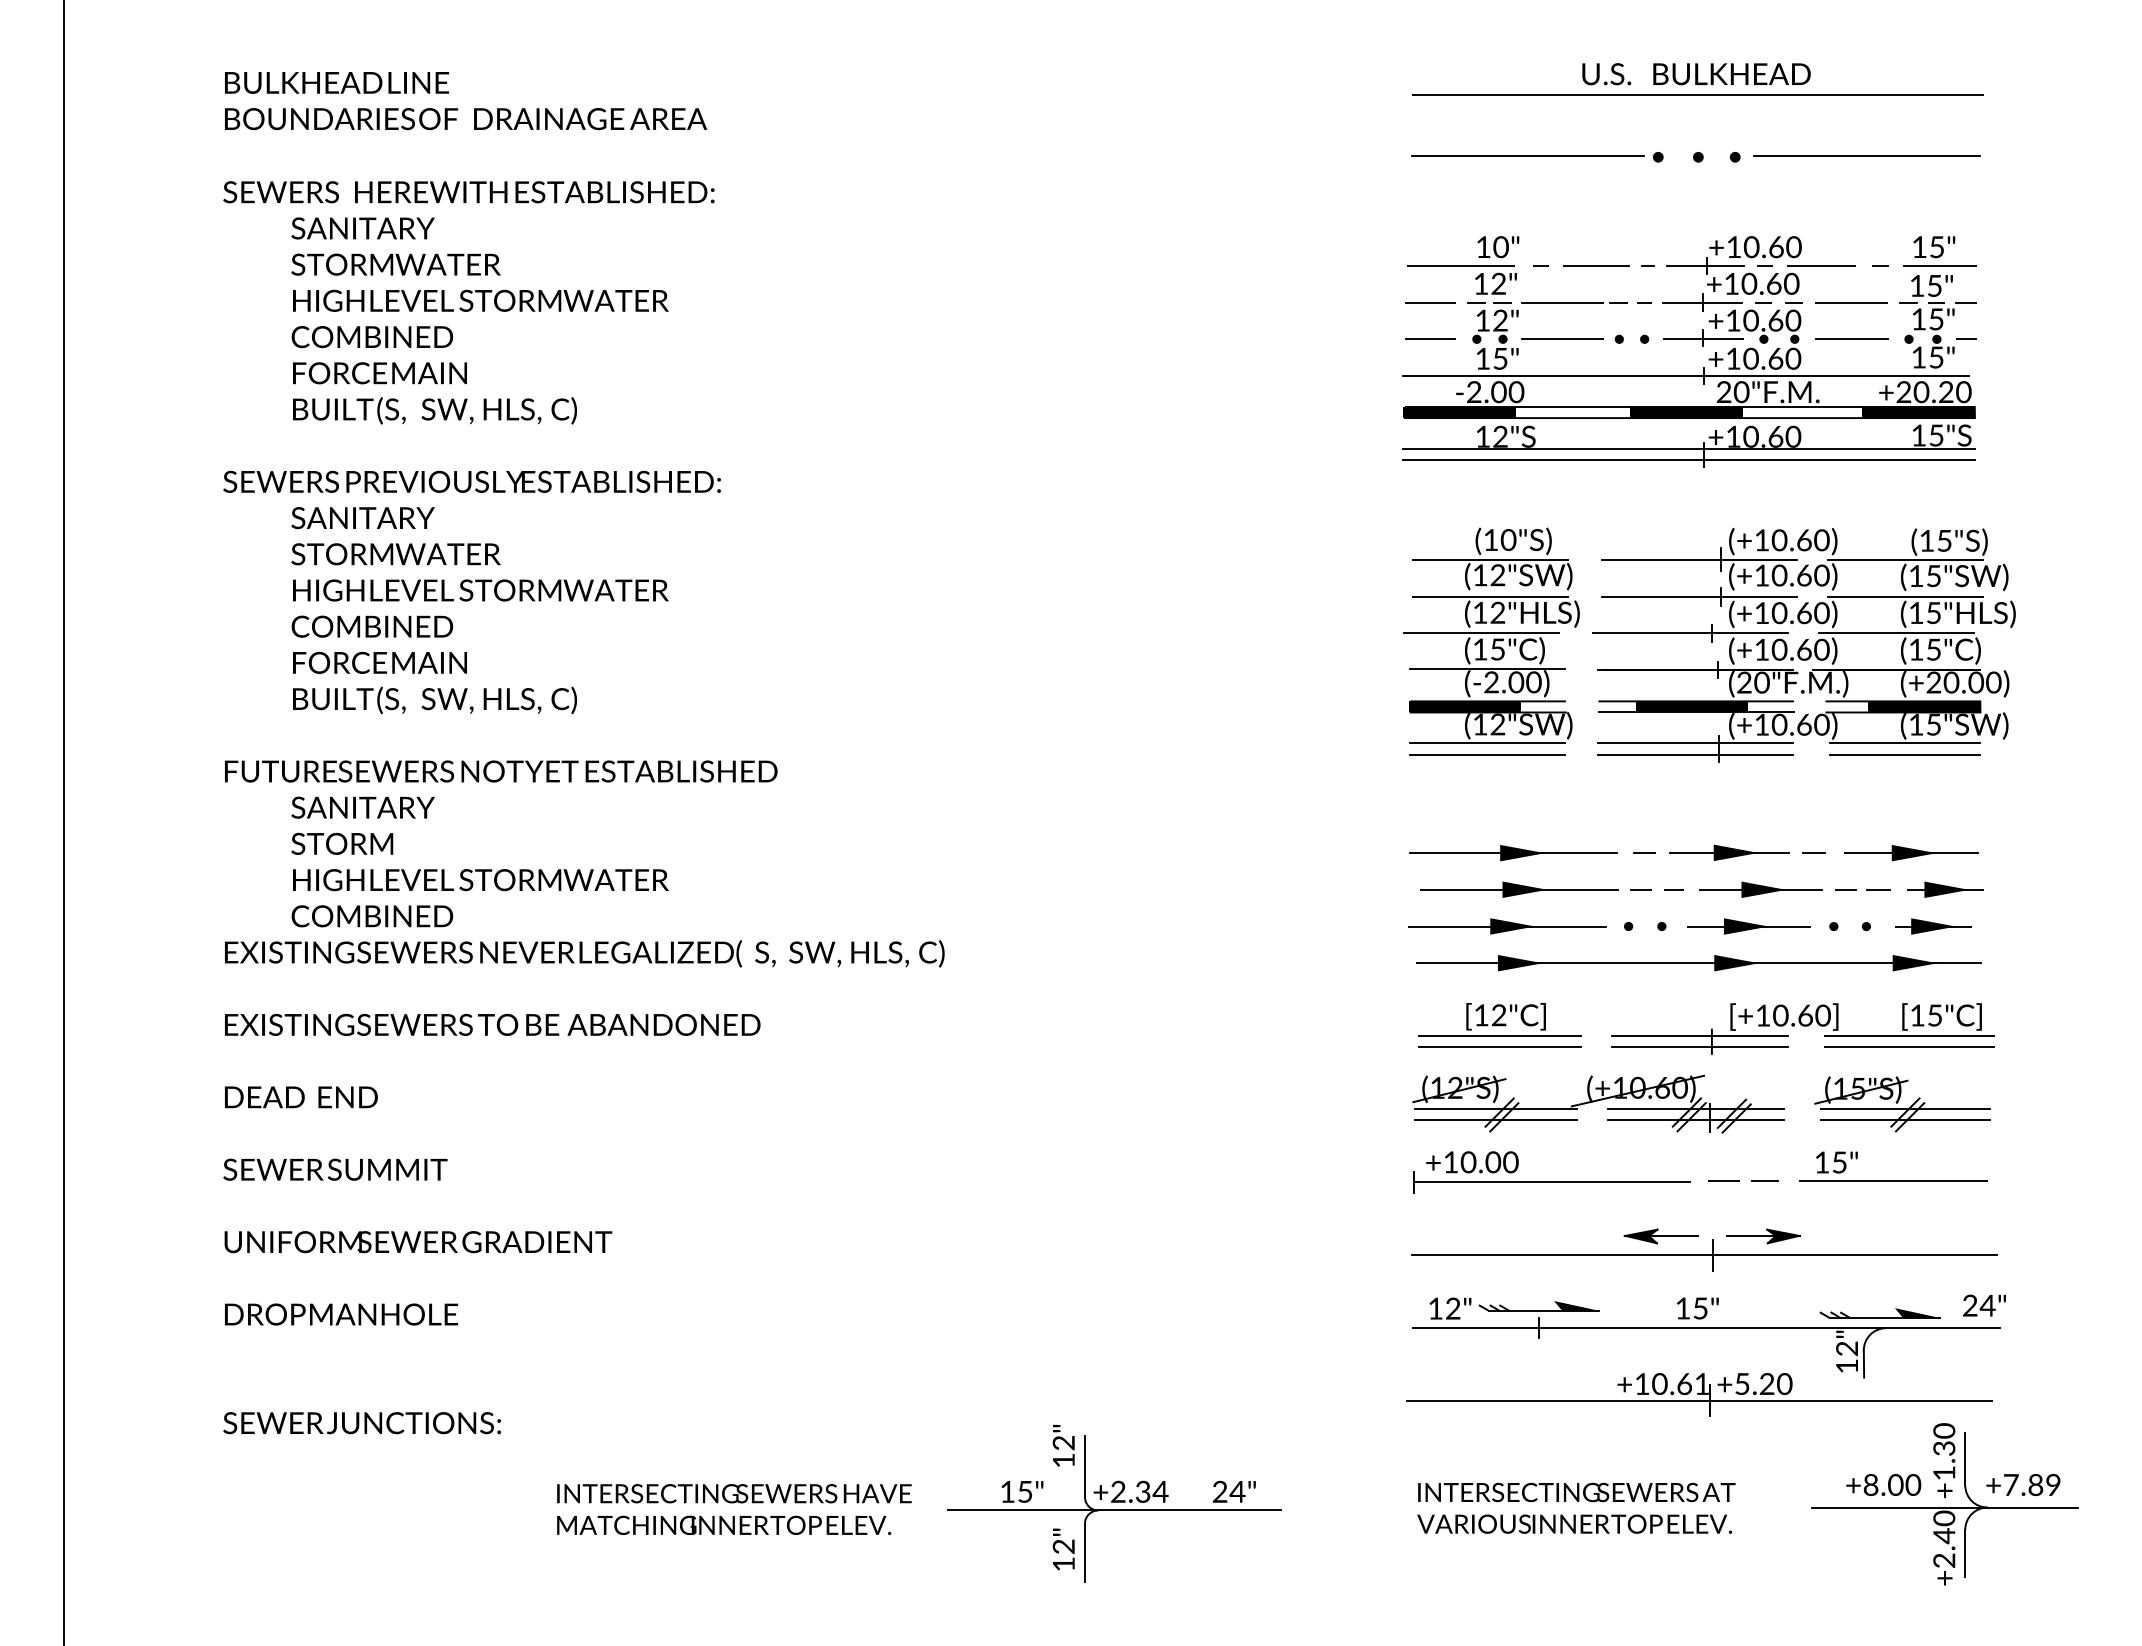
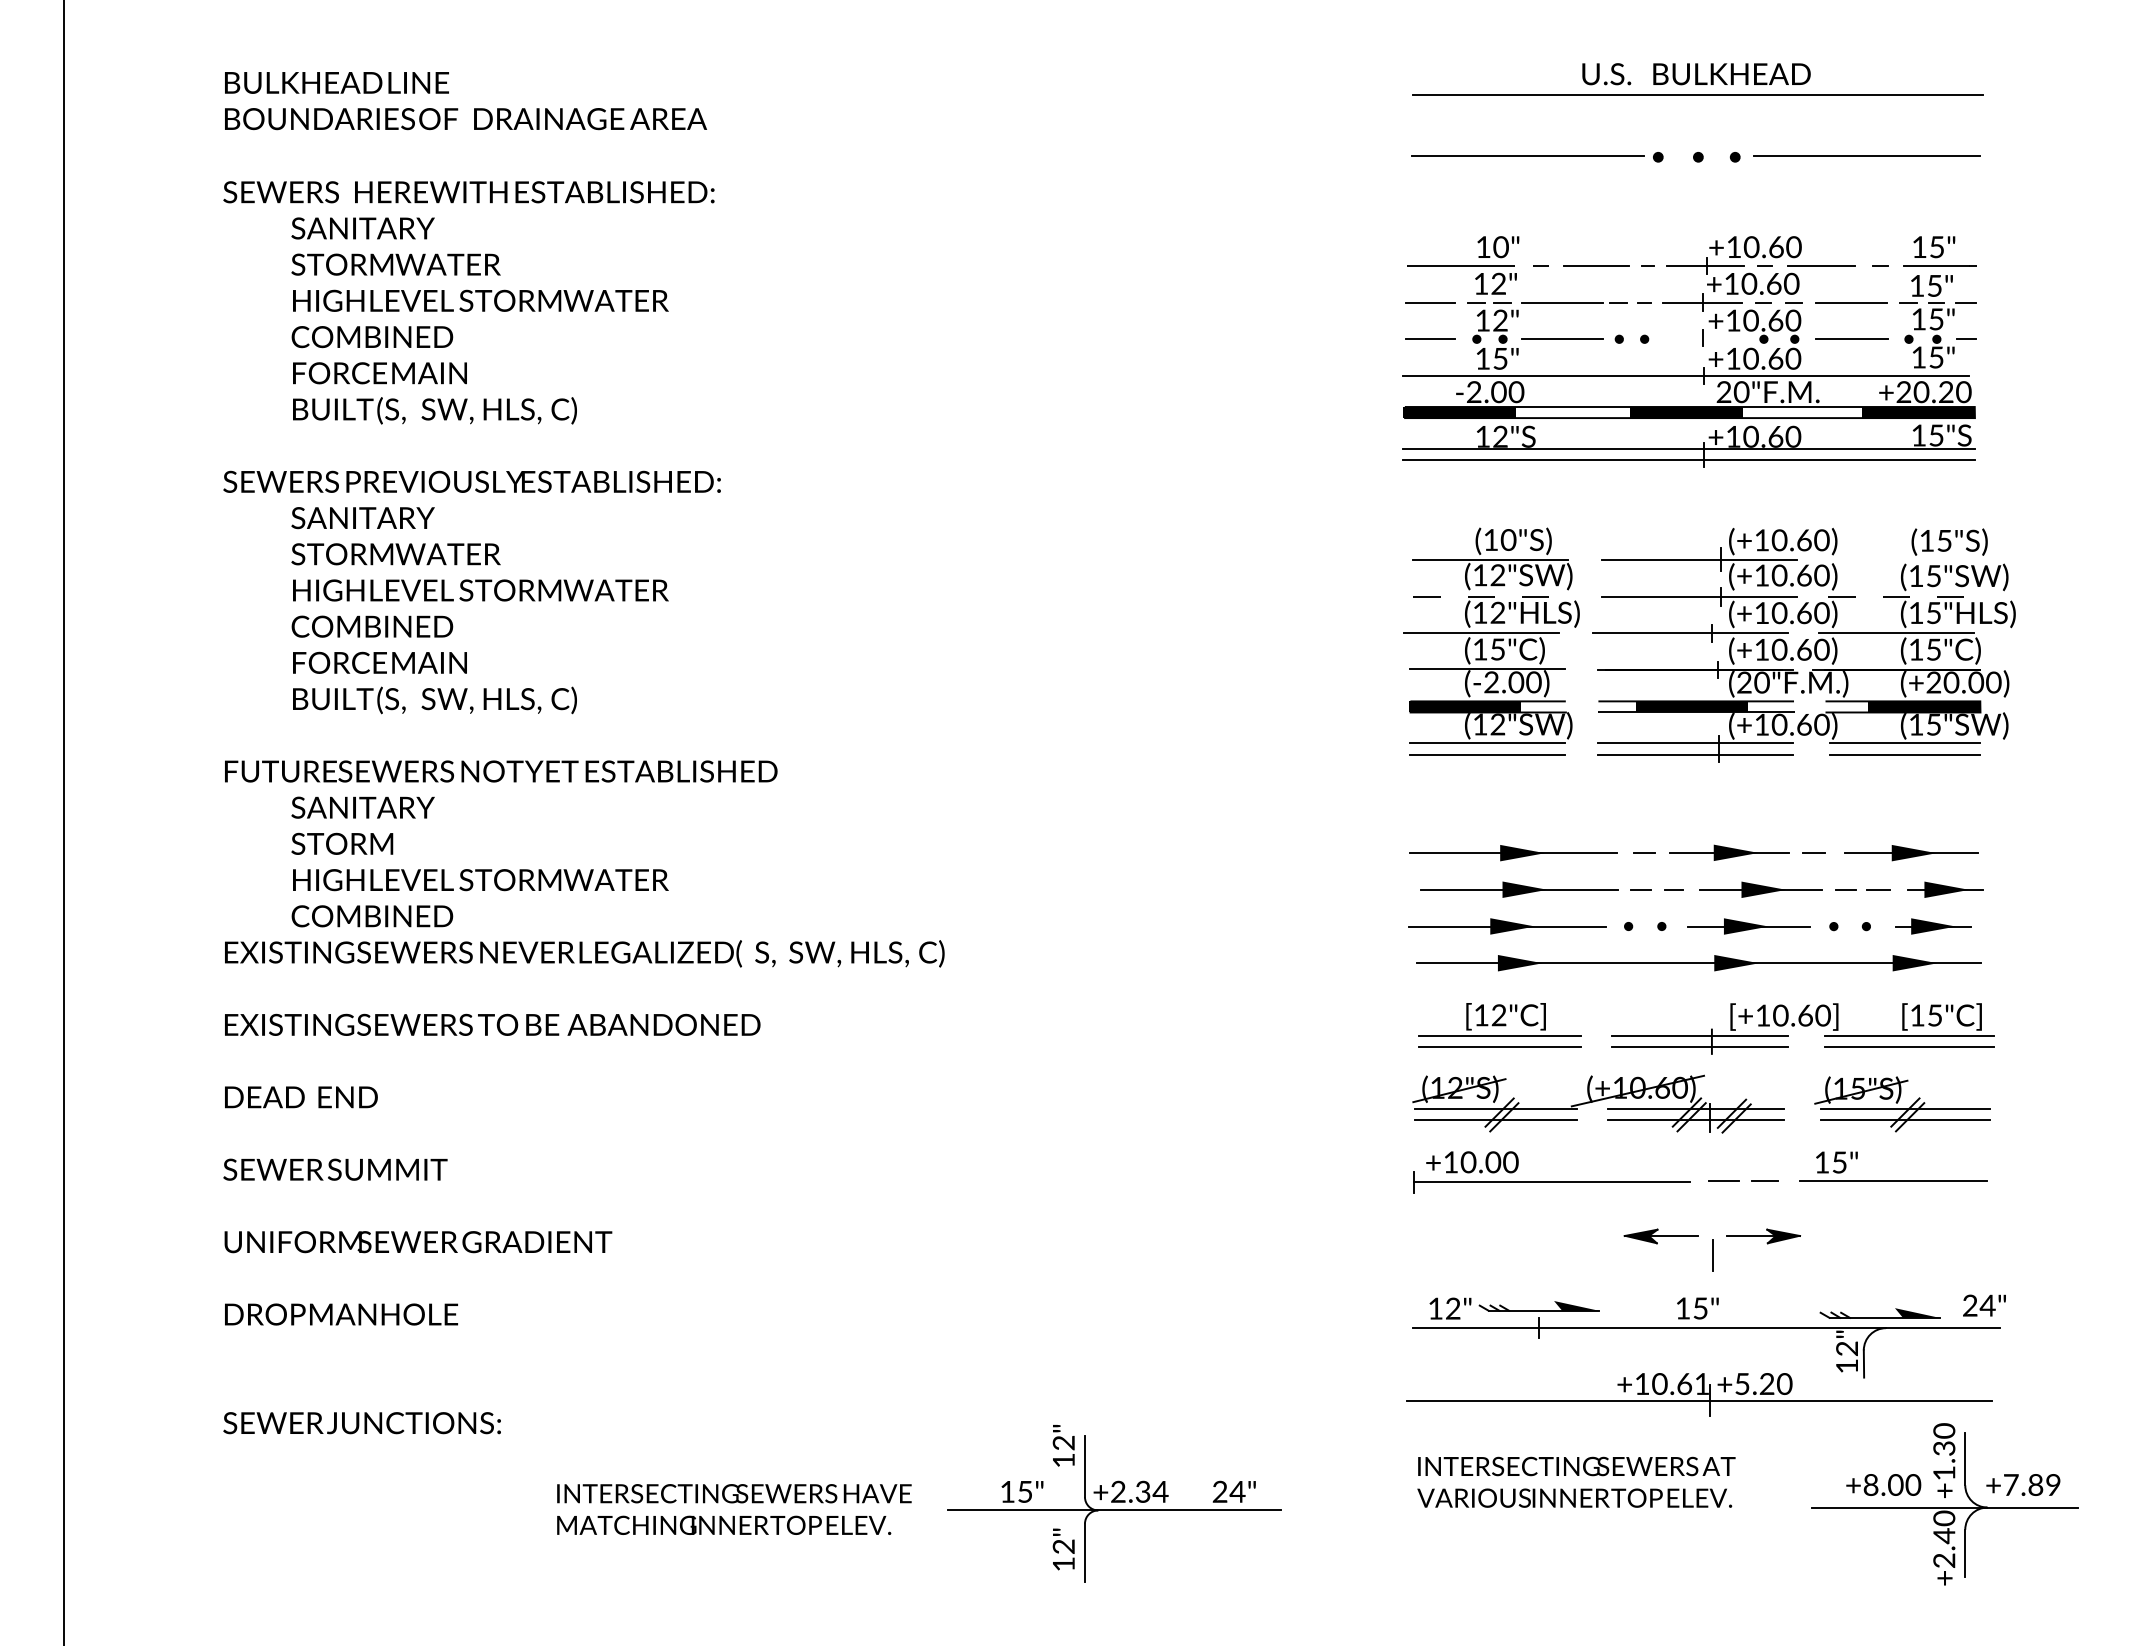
line: present -> none (1702, 339)
line: present -> none (1905, 560)
line: solid -> dashed (1491, 596)
line: solid -> dashed (1906, 596)
line: present -> none (1704, 1255)
text position: (1576, 1507) -> (1576, 1481) (1576, 1481)
